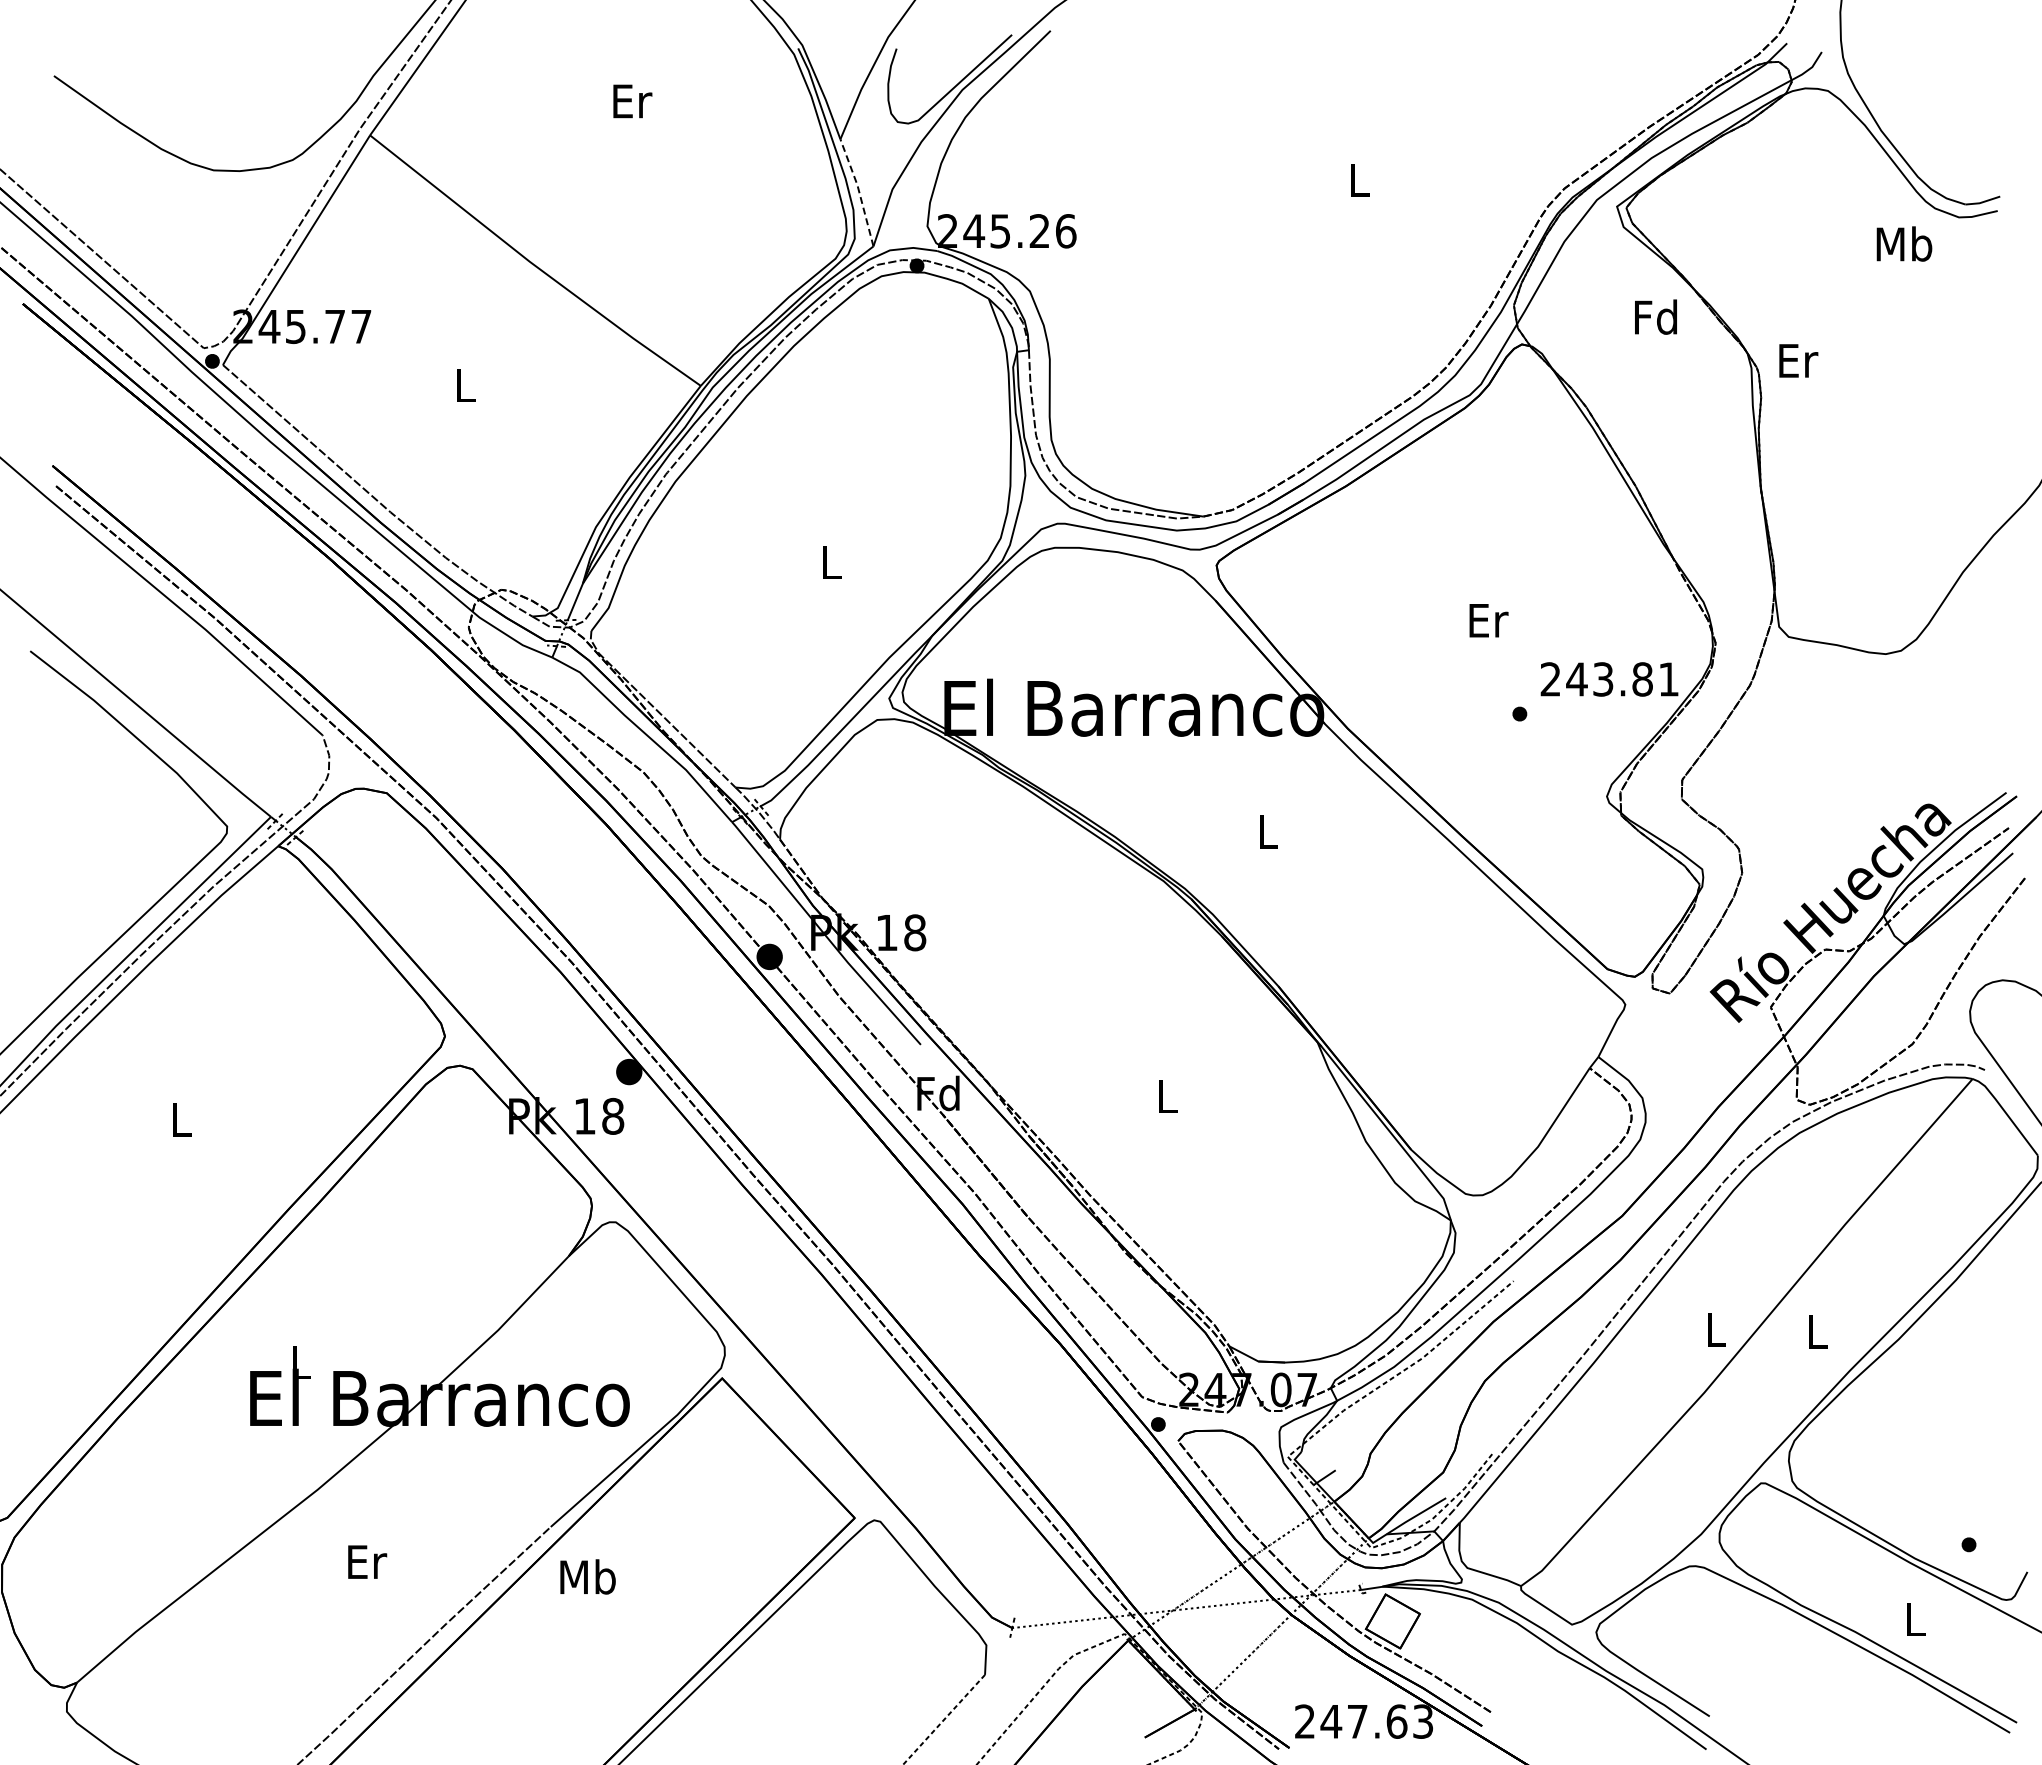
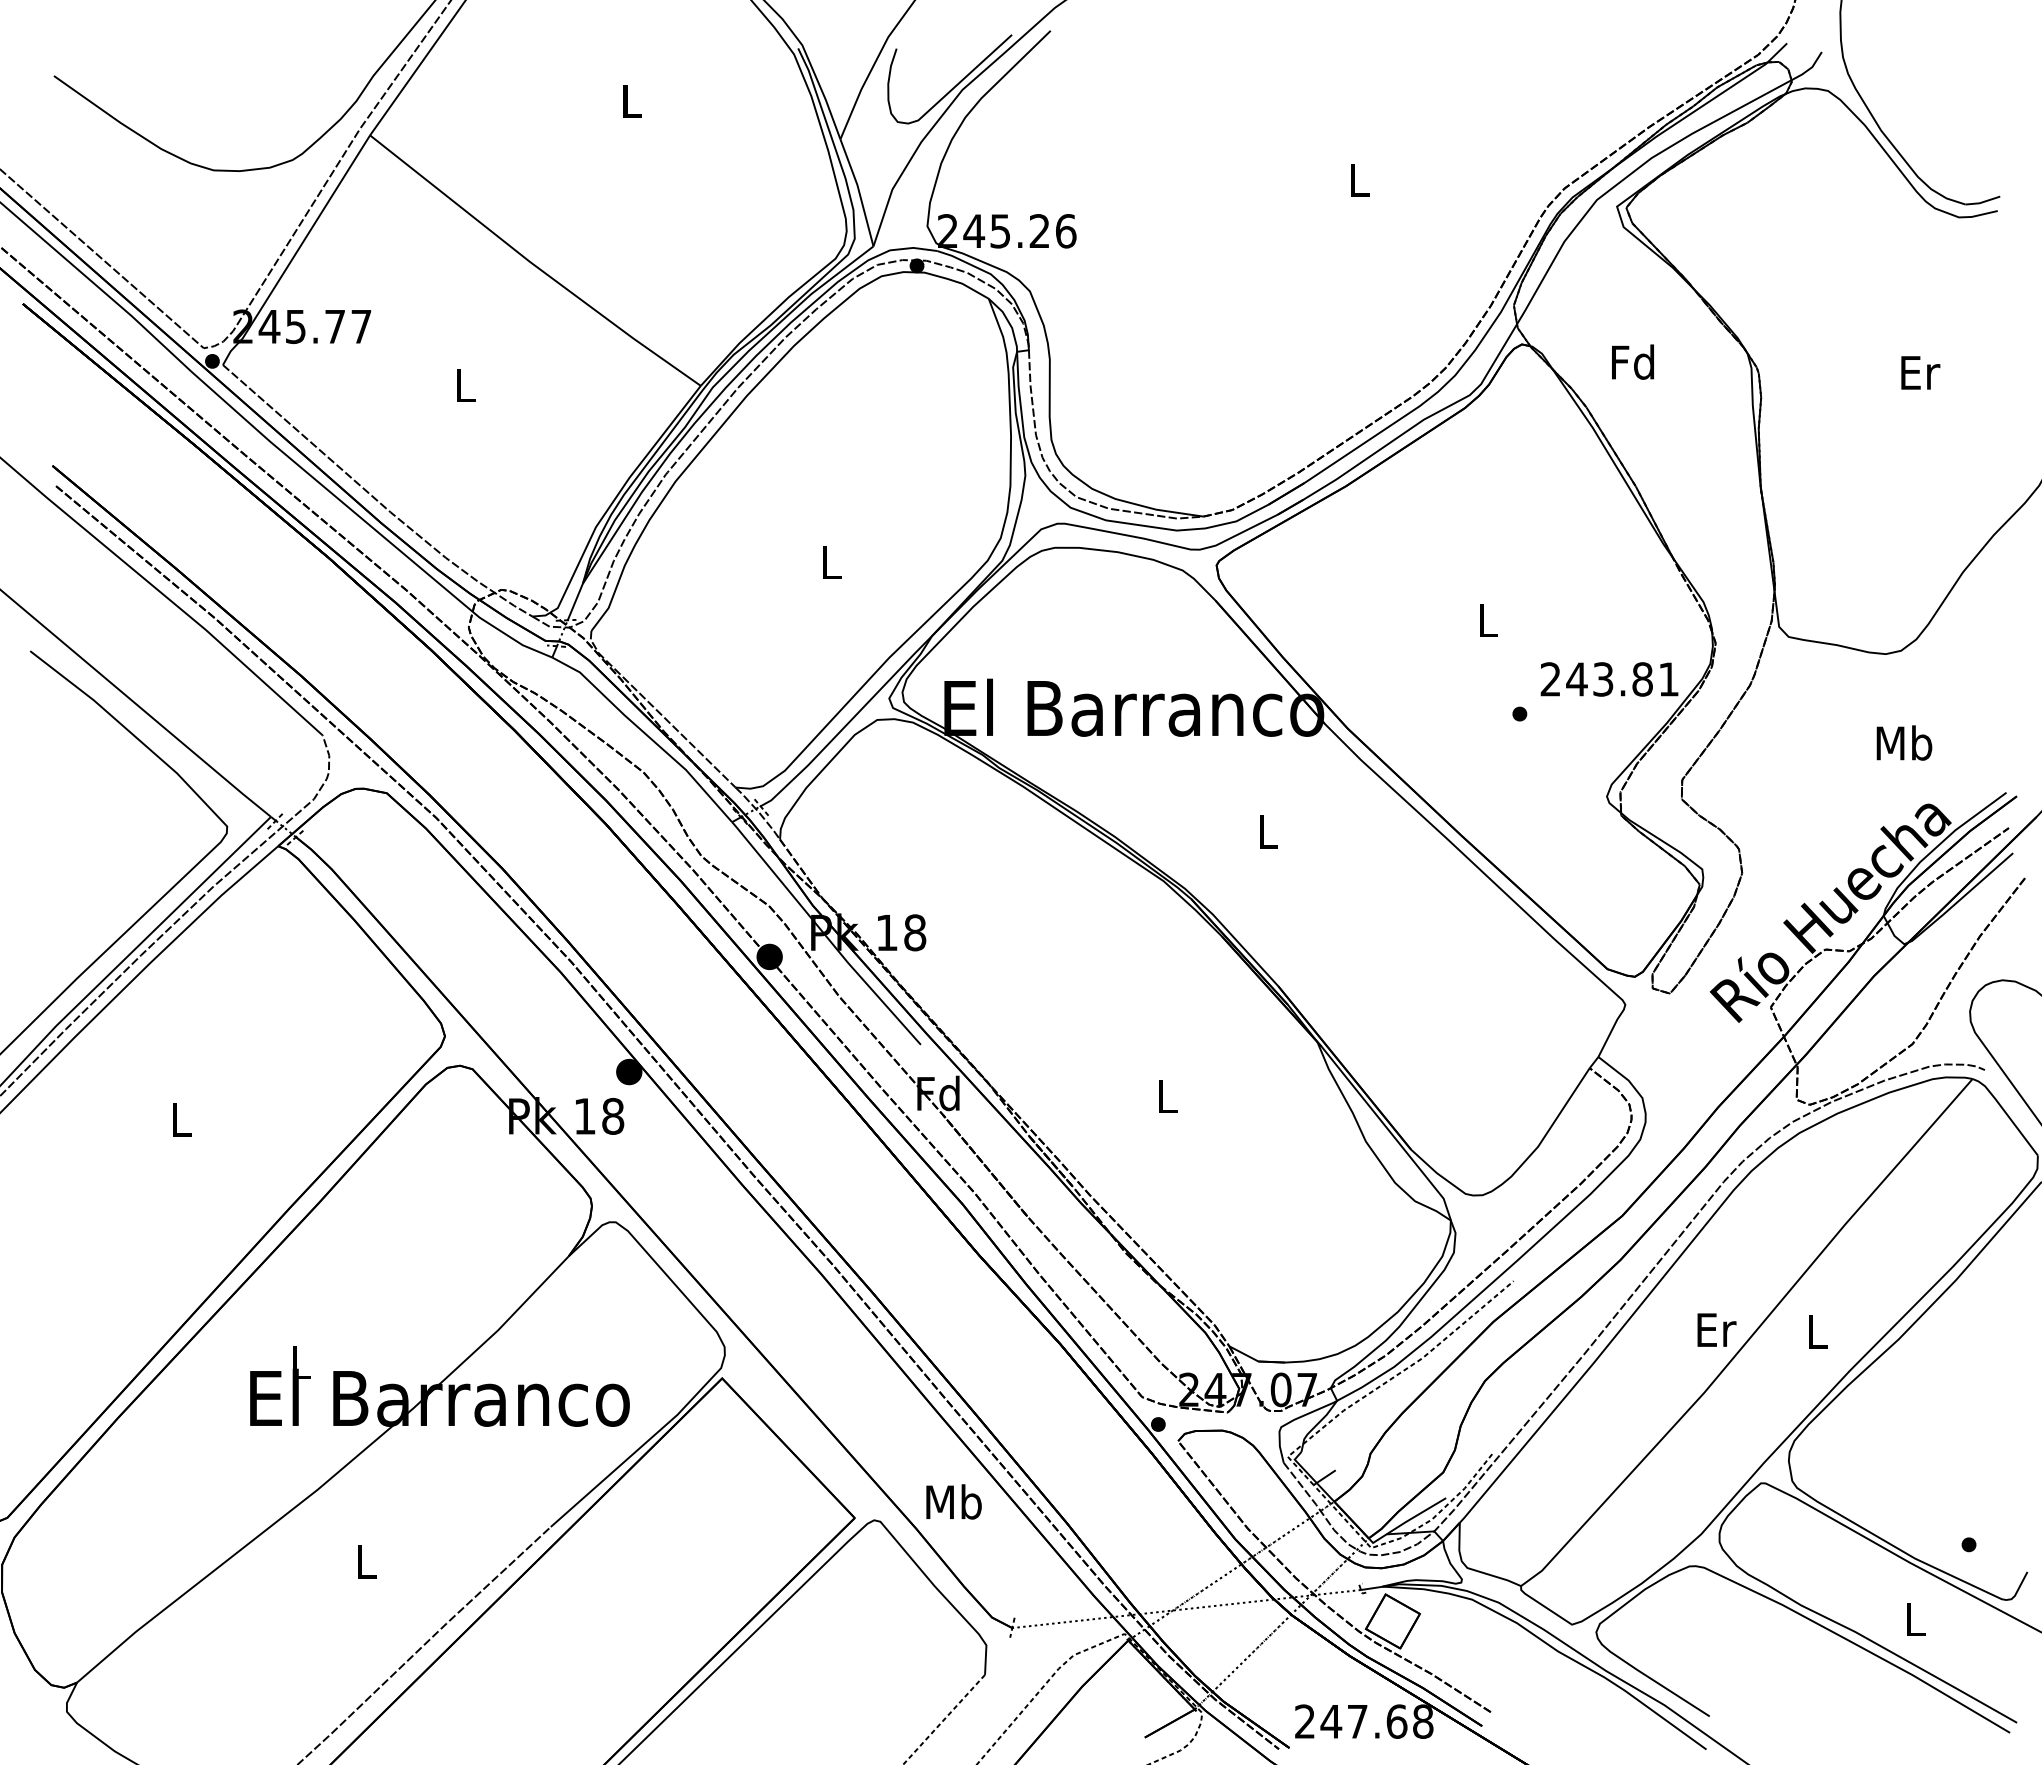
text: Er -> L (632, 101)
line: dashed -> solid (859, 191)
text position: (1904, 243) -> (1904, 742) (1904, 742)
text position: (1655, 316) -> (1632, 361) (1632, 361)
text position: (1798, 360) -> (1920, 372) (1920, 372)
text: Er -> L (1488, 620)
text: L -> Er (1716, 1329)
text: Er -> L (367, 1561)
text position: (587, 1576) -> (953, 1501) (953, 1501)
text: 247.63 -> 247.68 (1423, 1721)
